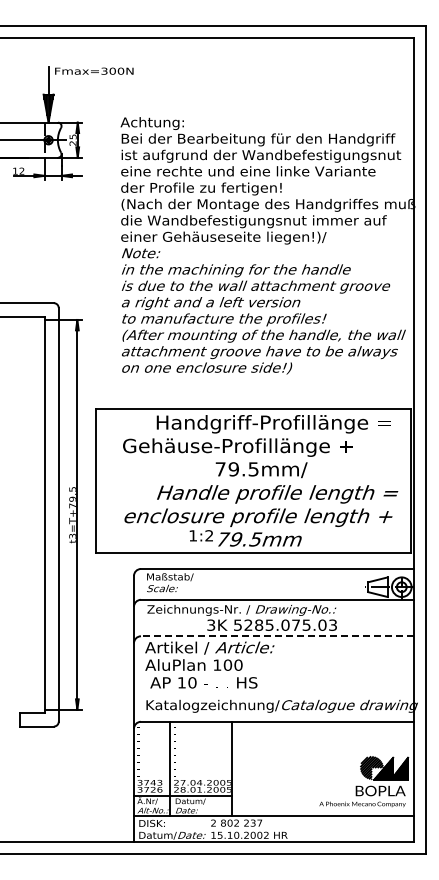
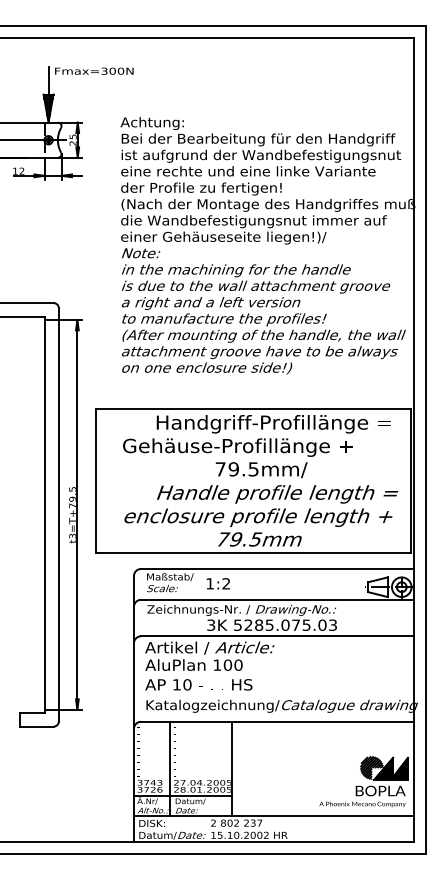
text position: (200, 535) -> (217, 583) (217, 583)
line: dashed -> solid (277, 636)
text position: (203, 682) -> (198, 684) (198, 684)
